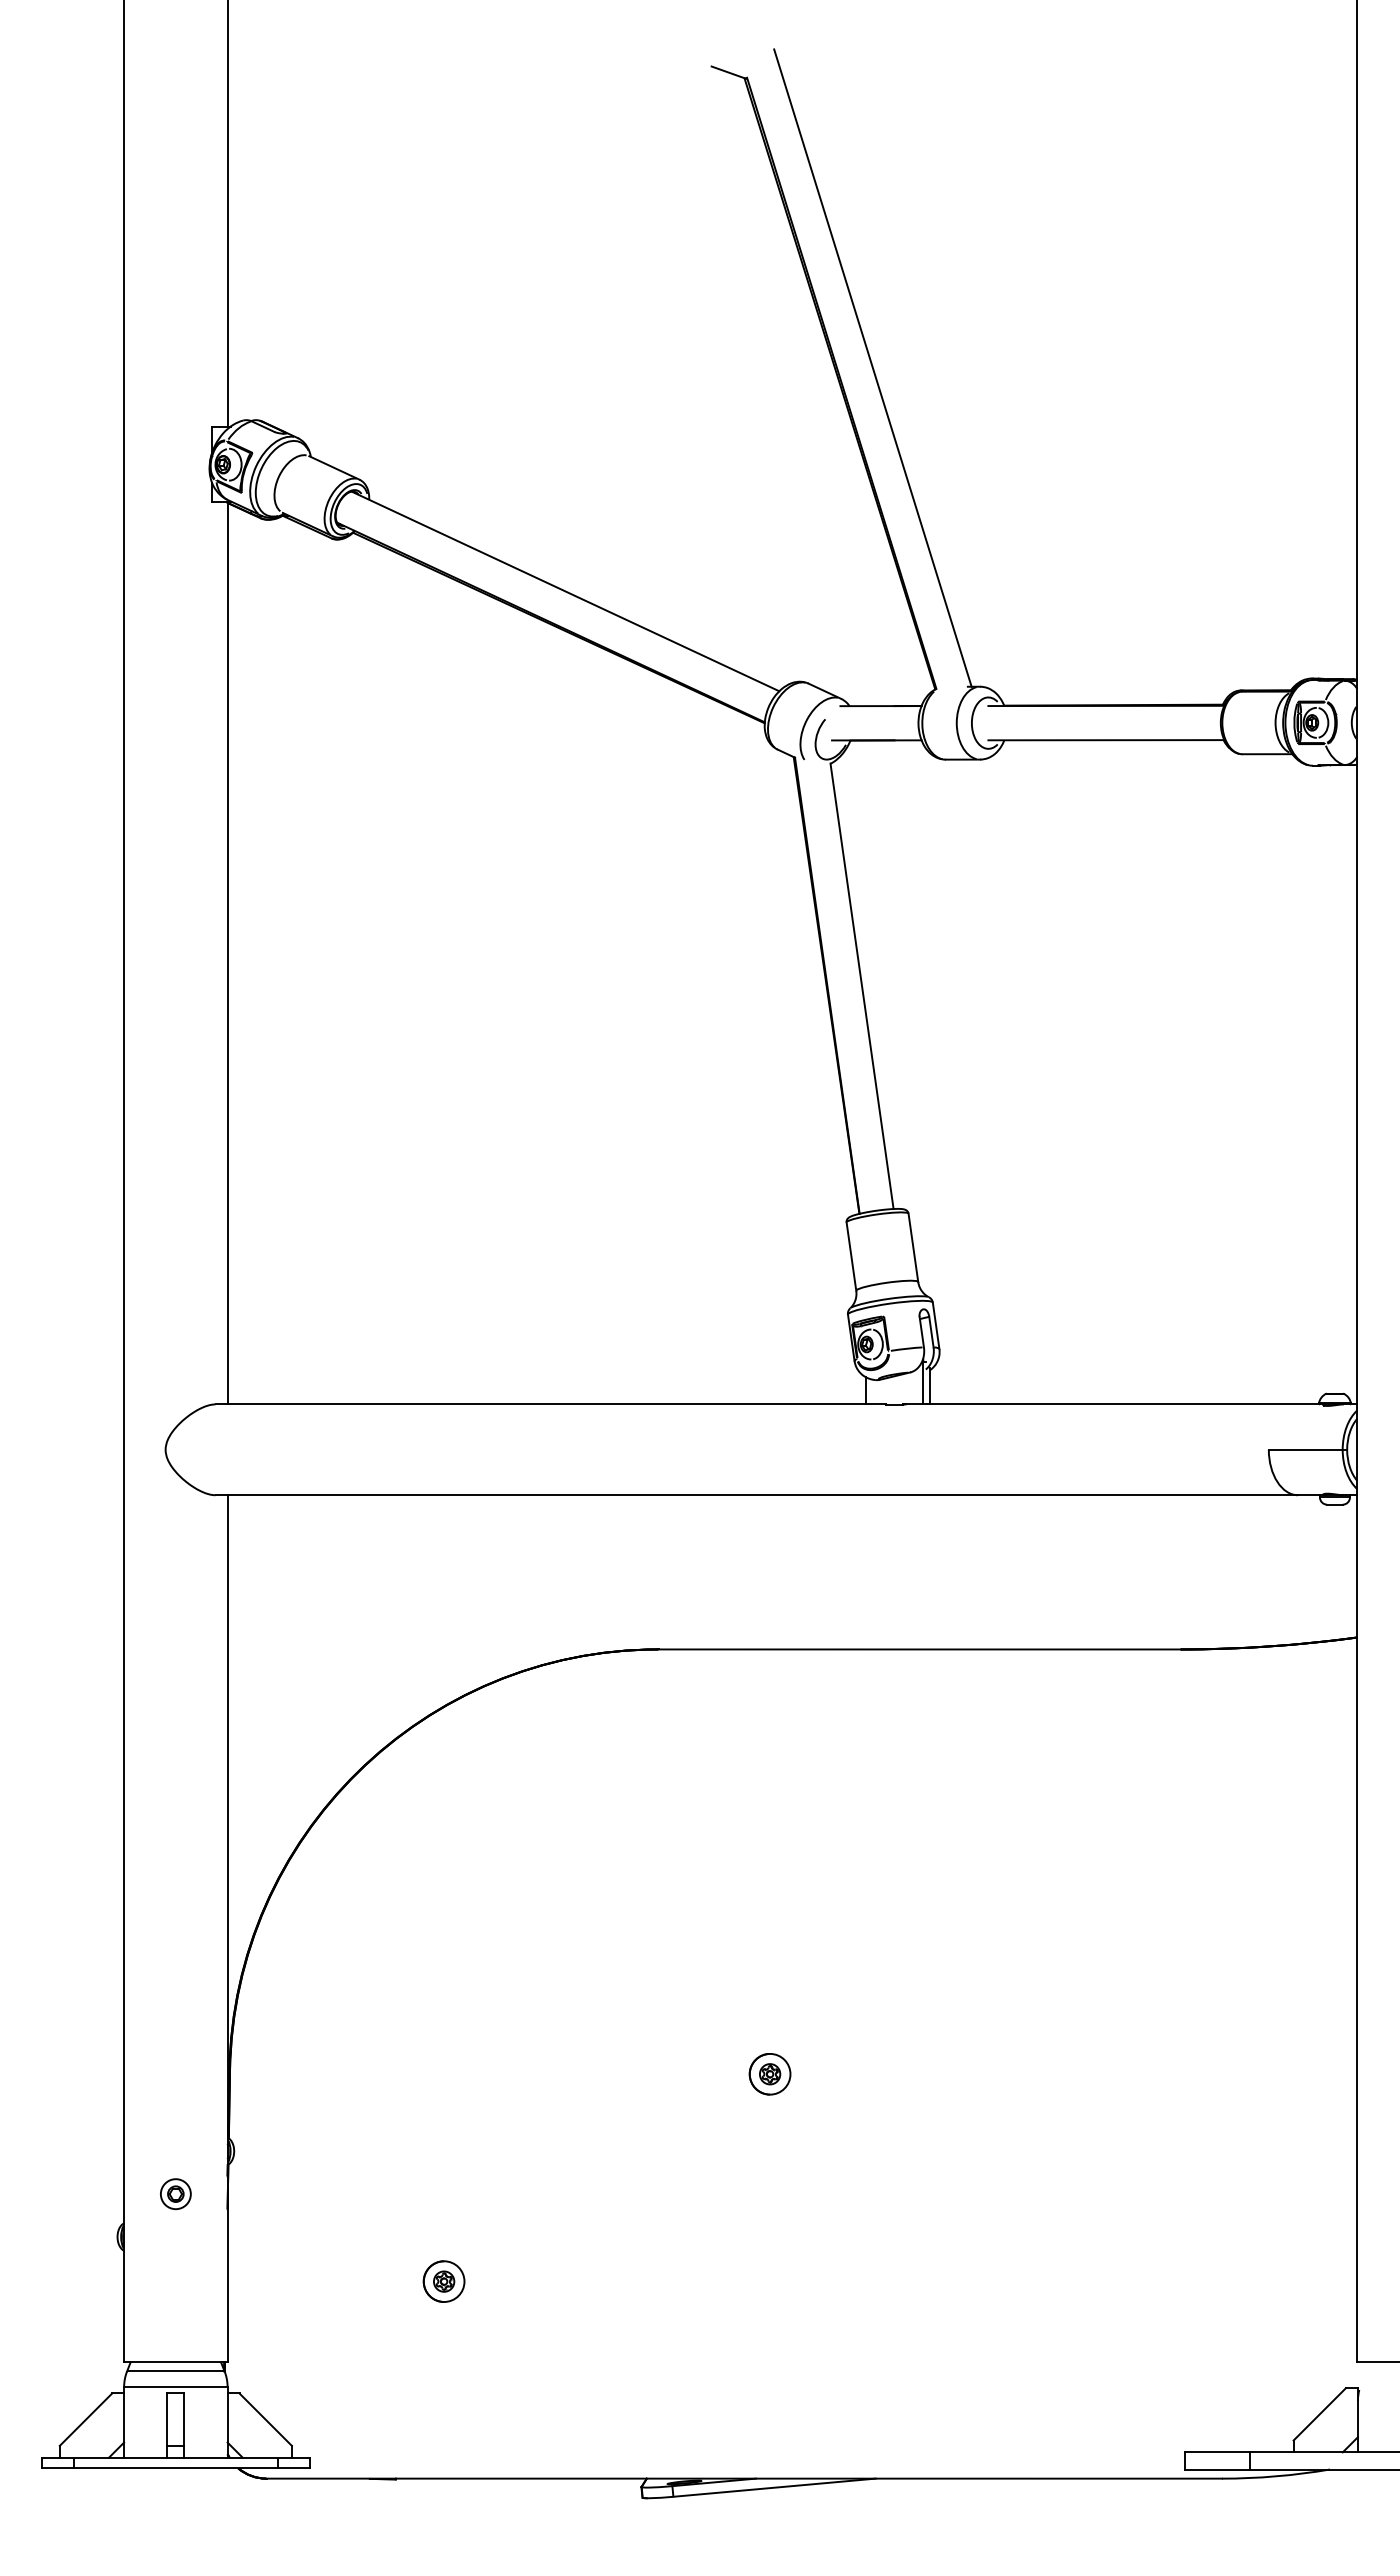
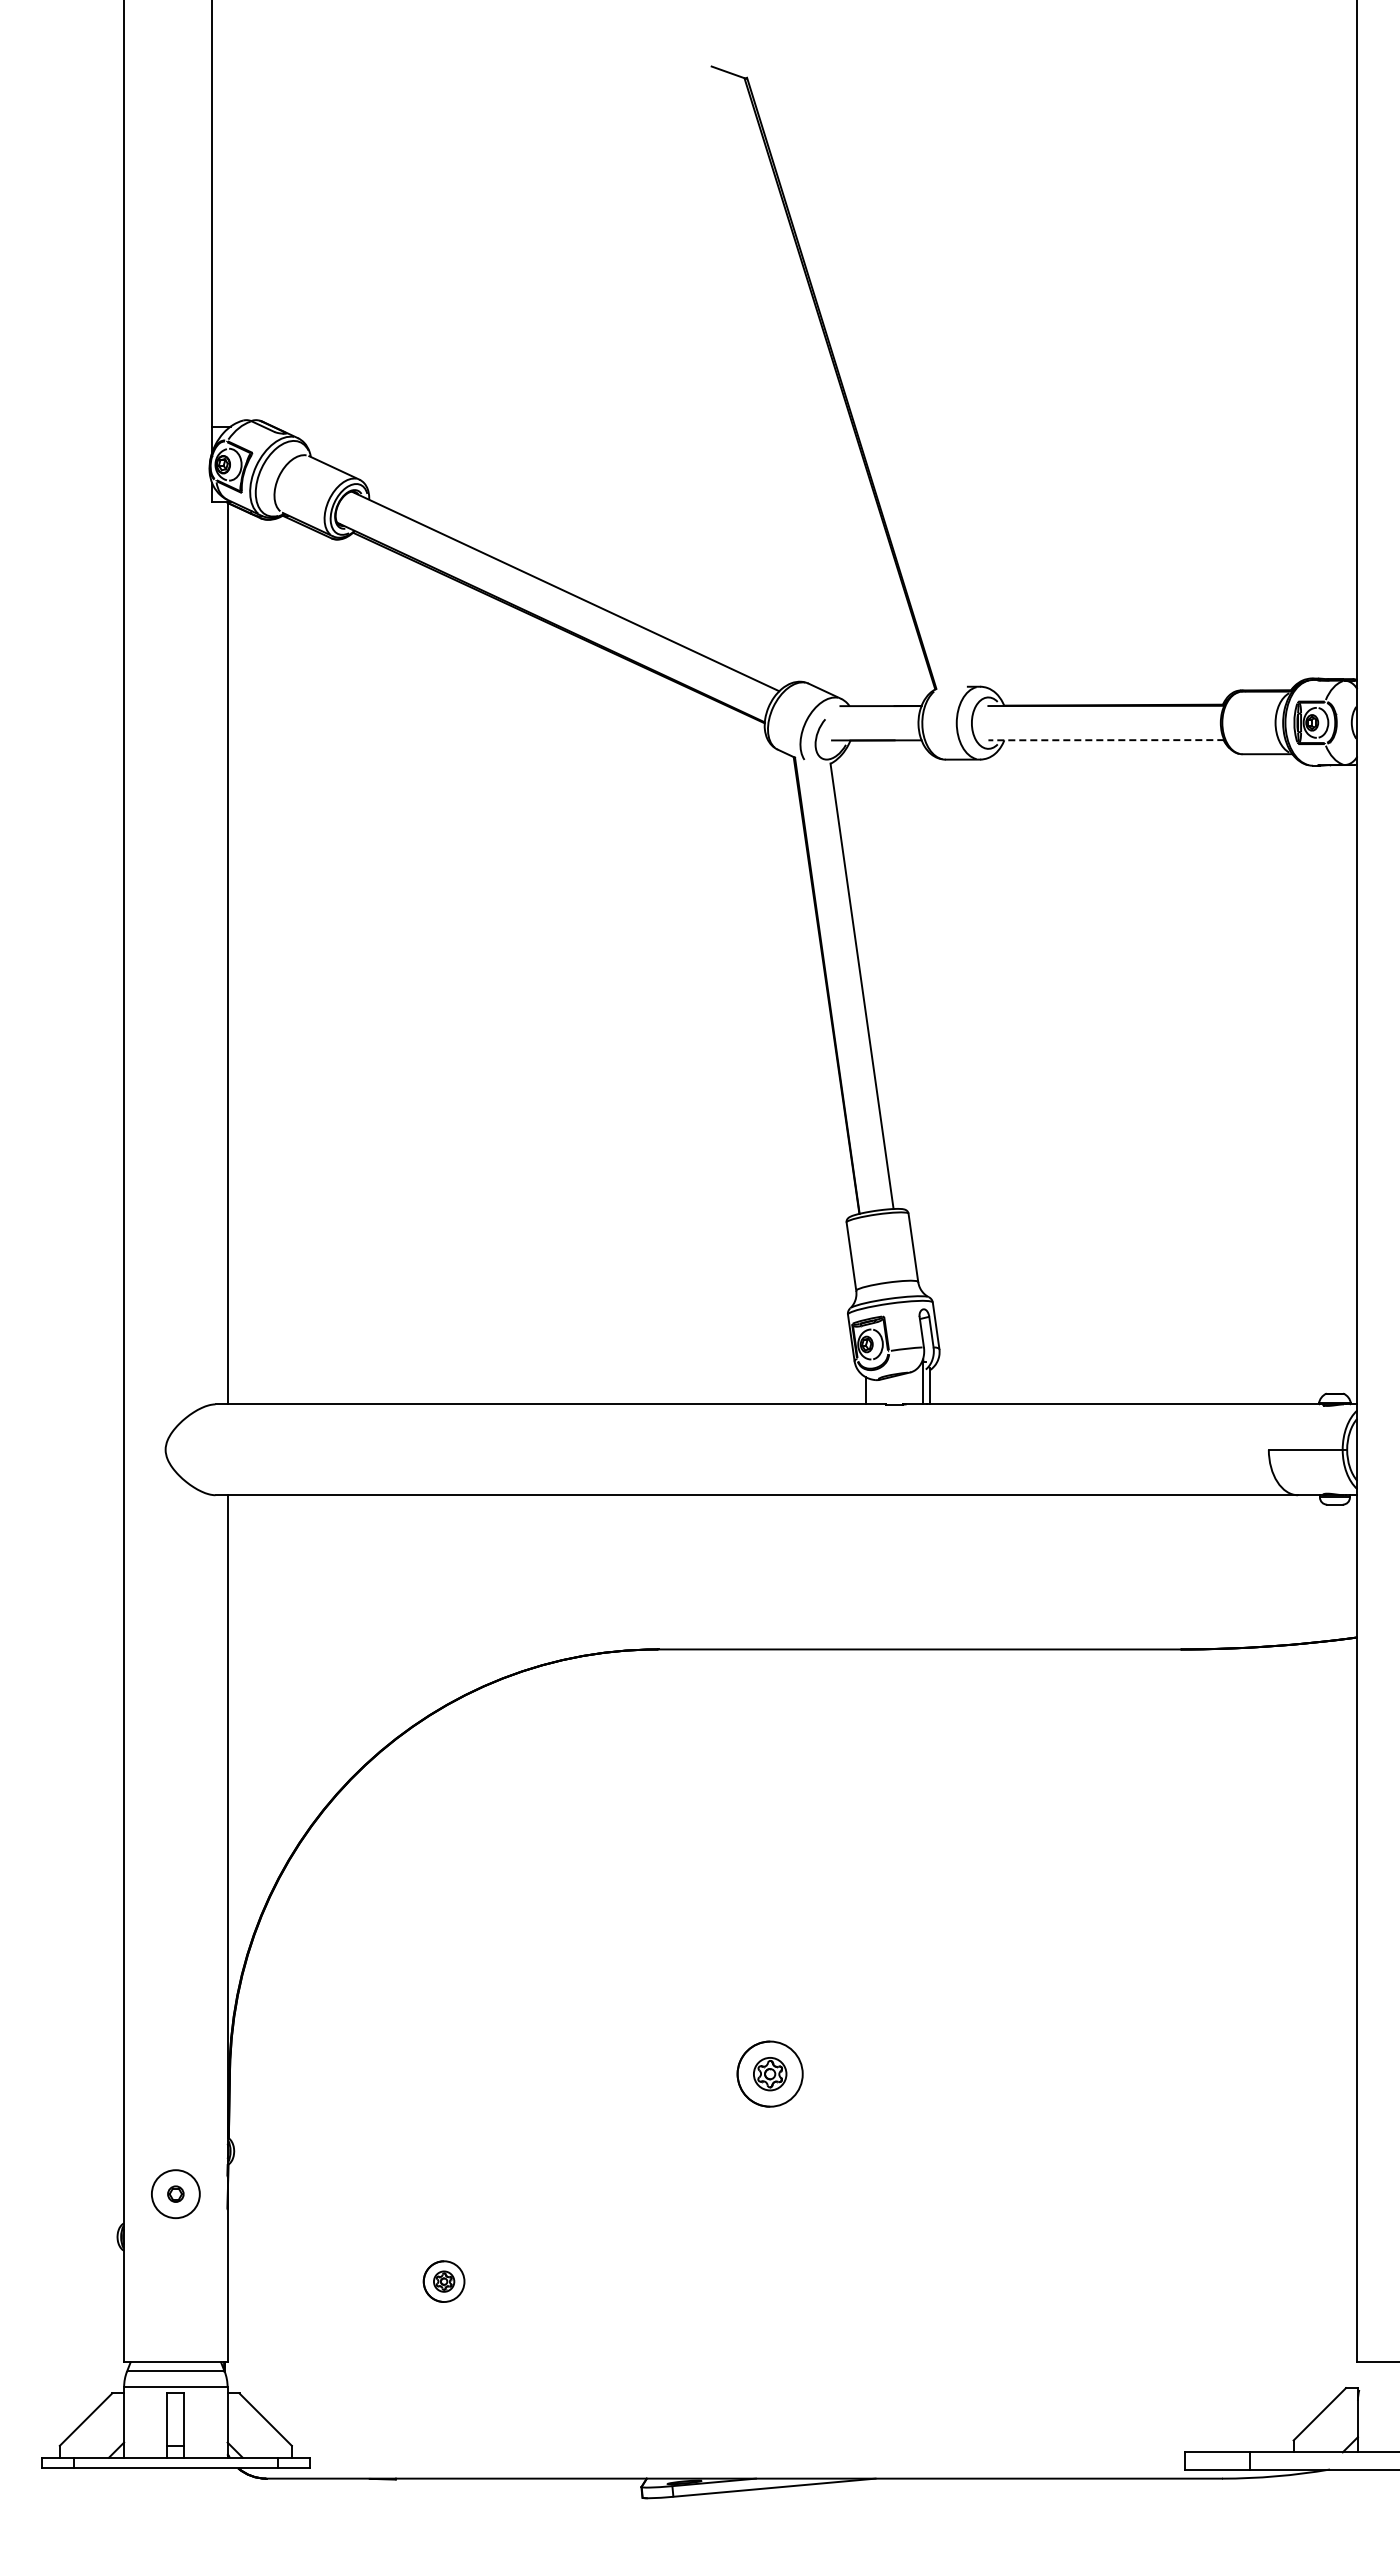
line position: (227, 214) -> (211, 214) (211, 214)
line: present -> none (872, 367)
line: solid -> dashed (1106, 740)
part size: 44x43 px -> 68x68 px (769, 2073)
circle diameter: 30 px -> 48 px (175, 2194)
